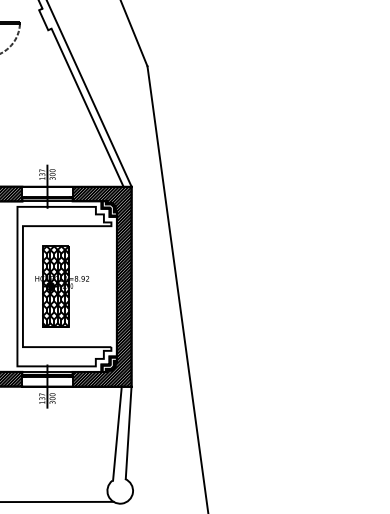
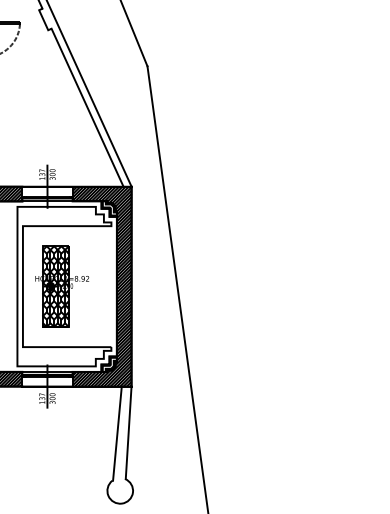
line: present -> none (57, 501)
